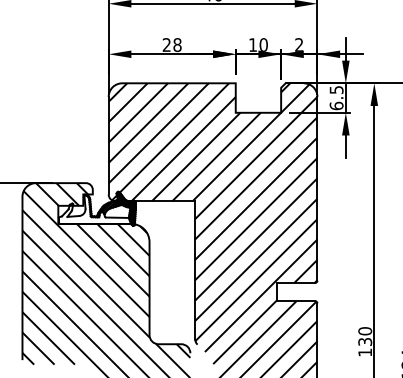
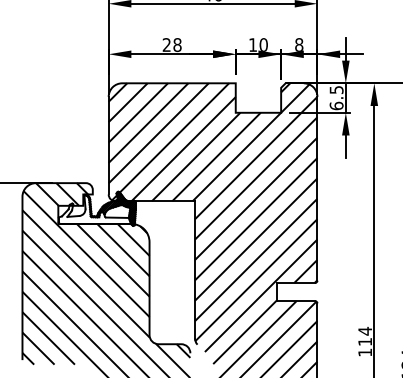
text: 2 -> 8 (299, 44)
text: 130 -> 114 (365, 335)
